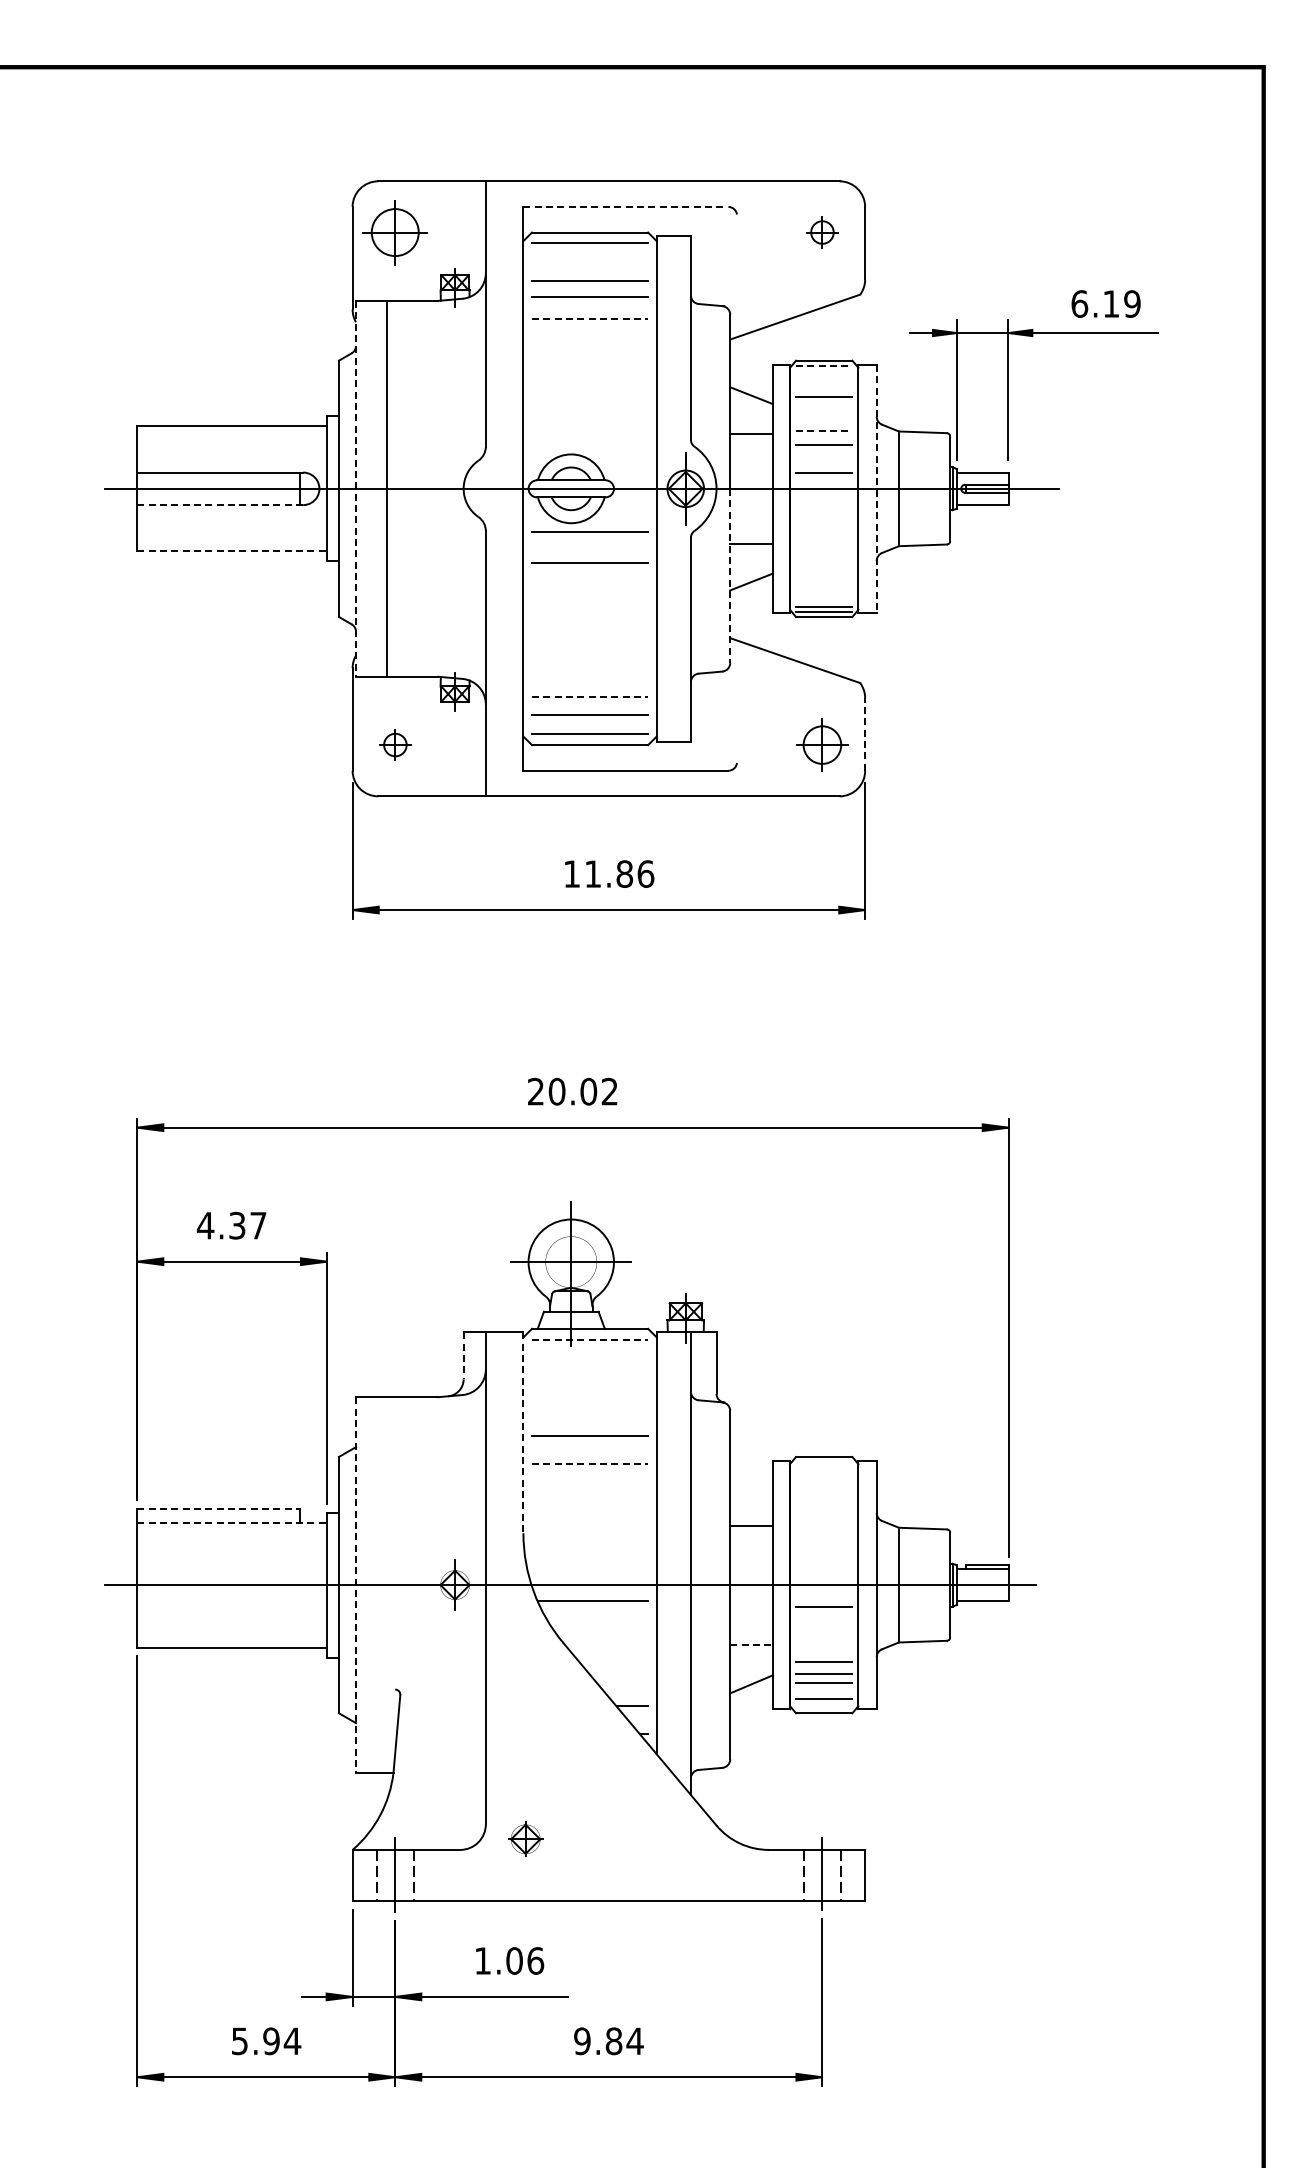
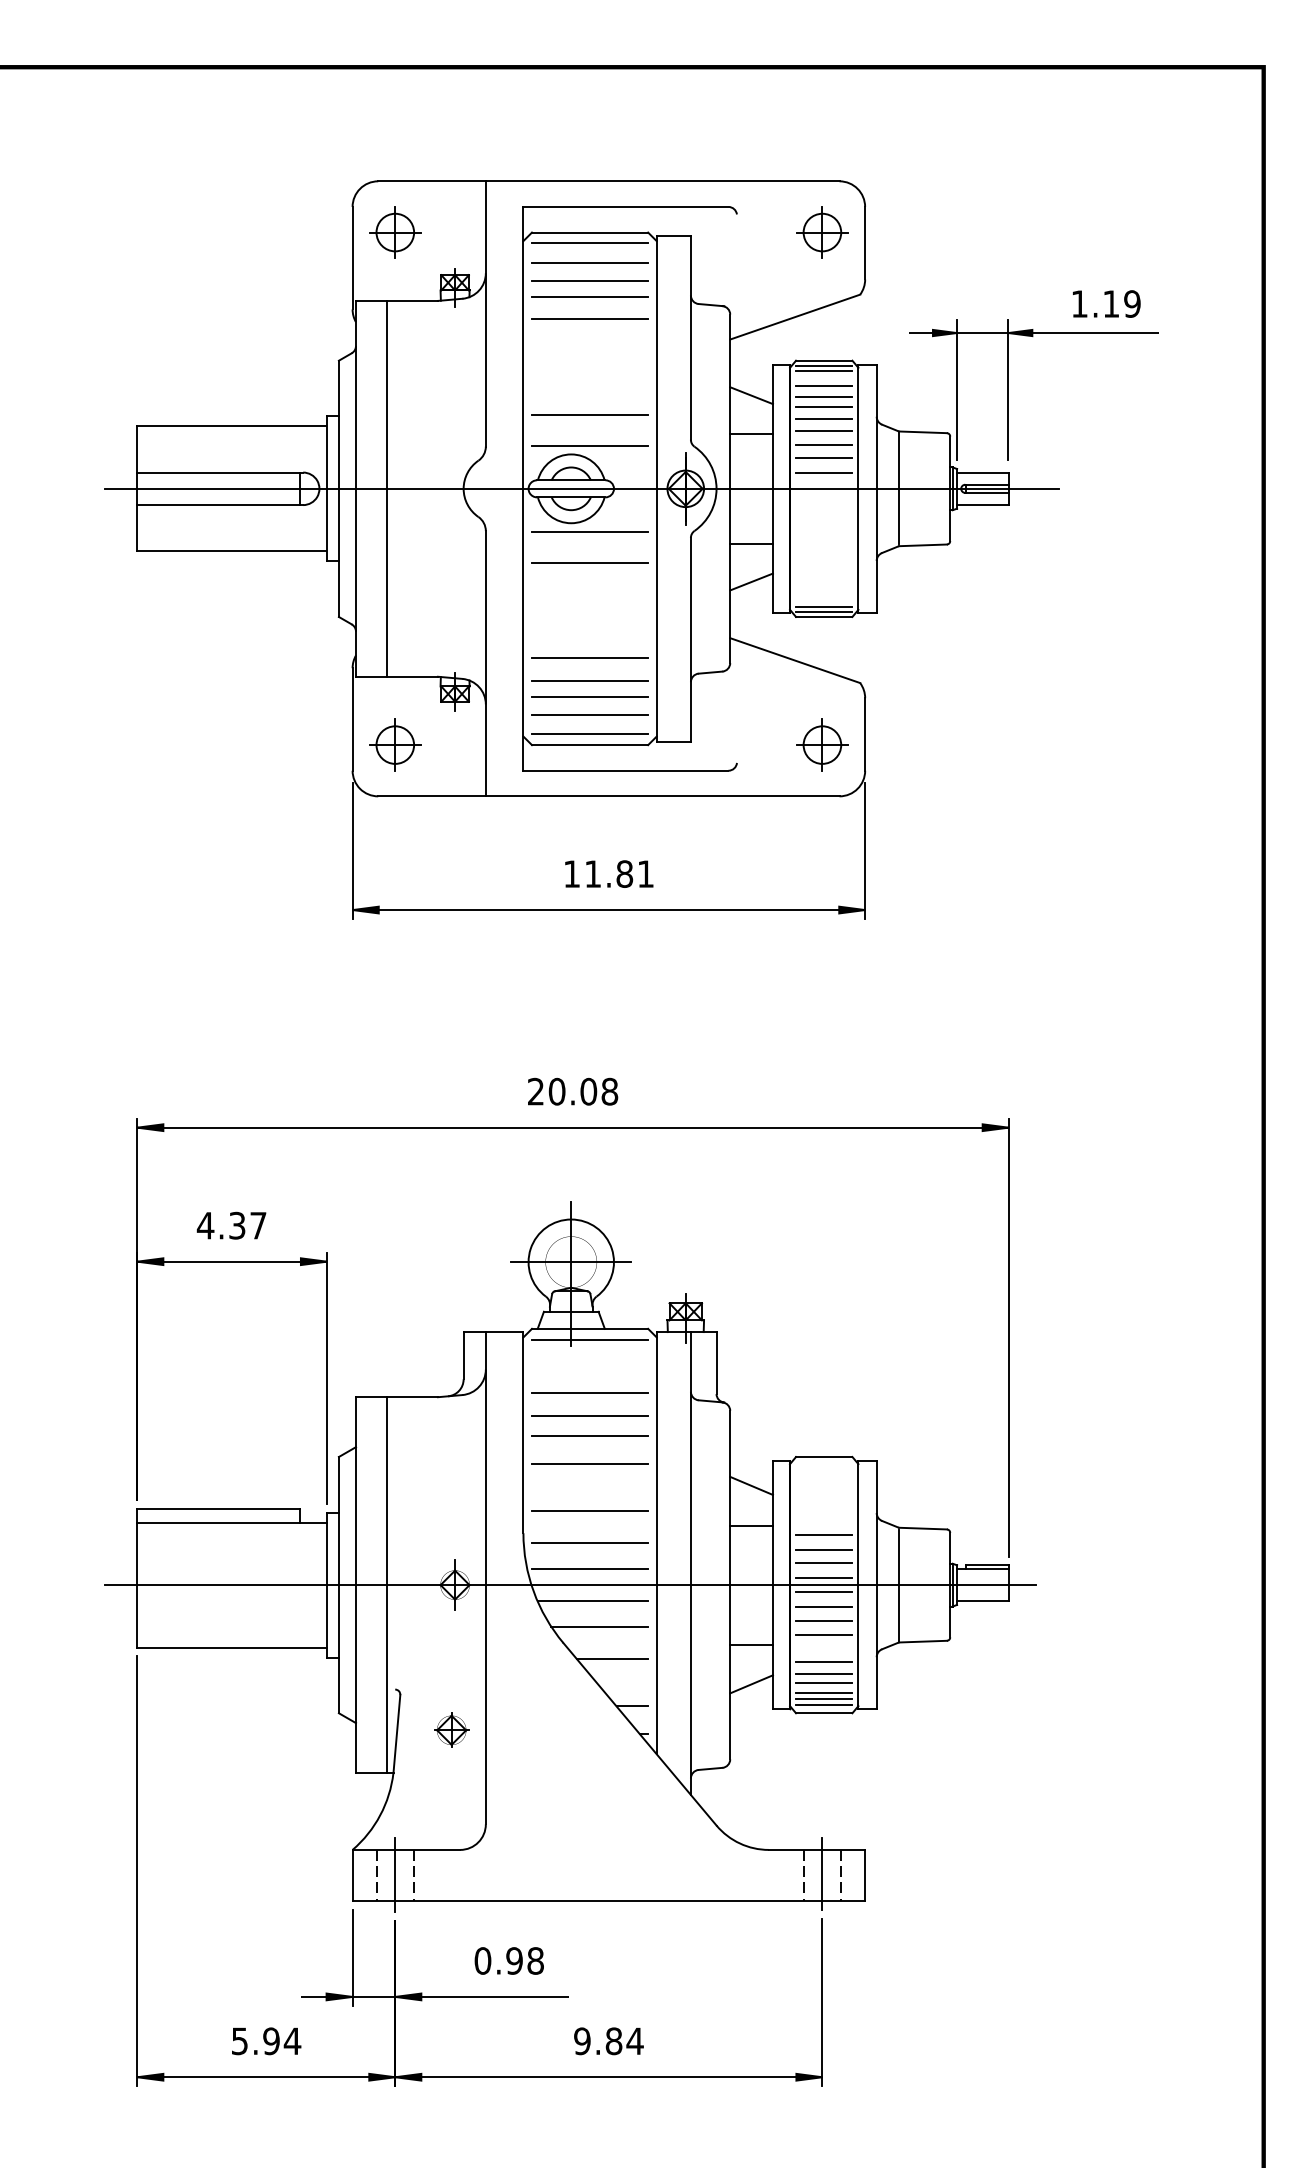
line: dashed -> solid (625, 206)
part size: 66x66 px -> 53x53 px (395, 232)
part size: 33x33 px -> 53x53 px (822, 232)
line: none -> present (589, 262)
text: 6.19 -> 1.19 (1079, 303)
line: dashed -> solid (590, 319)
line: dashed -> solid (824, 365)
line: none -> present (824, 370)
line: none -> present (824, 386)
line: none -> present (824, 406)
line: none -> present (589, 414)
line: none -> present (824, 418)
line: dashed -> solid (824, 430)
line: none -> present (589, 446)
line: none -> present (824, 457)
line: dashed -> solid (356, 488)
line: dashed -> solid (876, 488)
line: dashed -> solid (220, 505)
line: dashed -> solid (232, 551)
line: dashed -> solid (730, 576)
line: none -> present (589, 658)
line: none -> present (589, 680)
line: dashed -> solid (590, 697)
line: dashed -> solid (865, 734)
part size: 33x32 px -> 53x54 px (395, 744)
text: 11.86 -> 11.81 (645, 873)
text: 20.02 -> 20.08 (609, 1091)
line: dashed -> solid (590, 1339)
line: dashed -> solid (463, 1355)
line: none -> present (589, 1392)
line: none -> present (589, 1415)
line: dashed -> solid (523, 1433)
line: dashed -> solid (590, 1463)
line: none -> present (751, 1485)
line: dashed -> solid (219, 1508)
line: none -> present (589, 1511)
line: dashed -> solid (232, 1522)
line: none -> present (824, 1534)
line: none -> present (589, 1543)
line: none -> present (824, 1549)
line: none -> present (824, 1563)
line: none -> present (589, 1568)
line: none -> present (824, 1578)
line: dashed -> solid (356, 1585)
line: none -> present (386, 1585)
line: none -> present (824, 1591)
line: none -> present (824, 1620)
line: none -> present (599, 1626)
line: none -> present (824, 1635)
line: dashed -> solid (752, 1644)
line: none -> present (612, 1659)
line: none -> present (824, 1692)
line: none -> present (824, 1705)
part position: (525, 1838) -> (451, 1729) (451, 1729)
text: 1.06 -> 0.98 (509, 1960)
